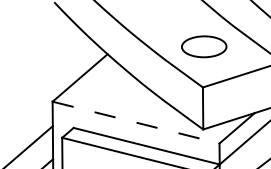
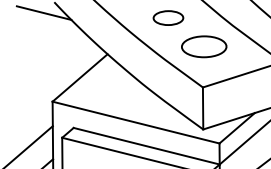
line: none -> present (43, 12)
part: none -> present (168, 17)
line: dashed -> solid (136, 122)
